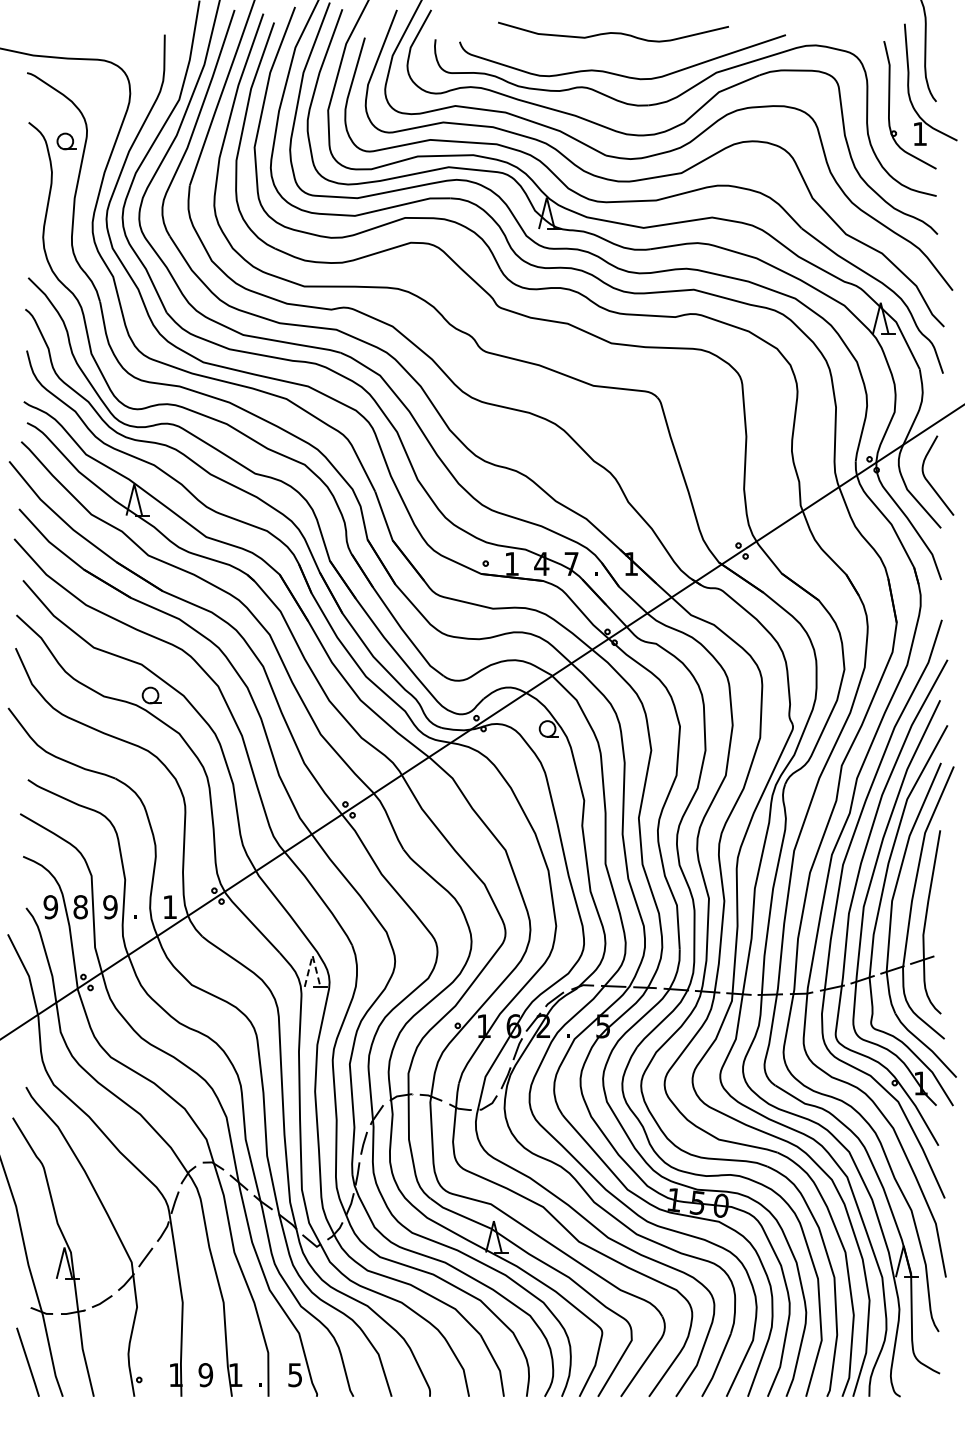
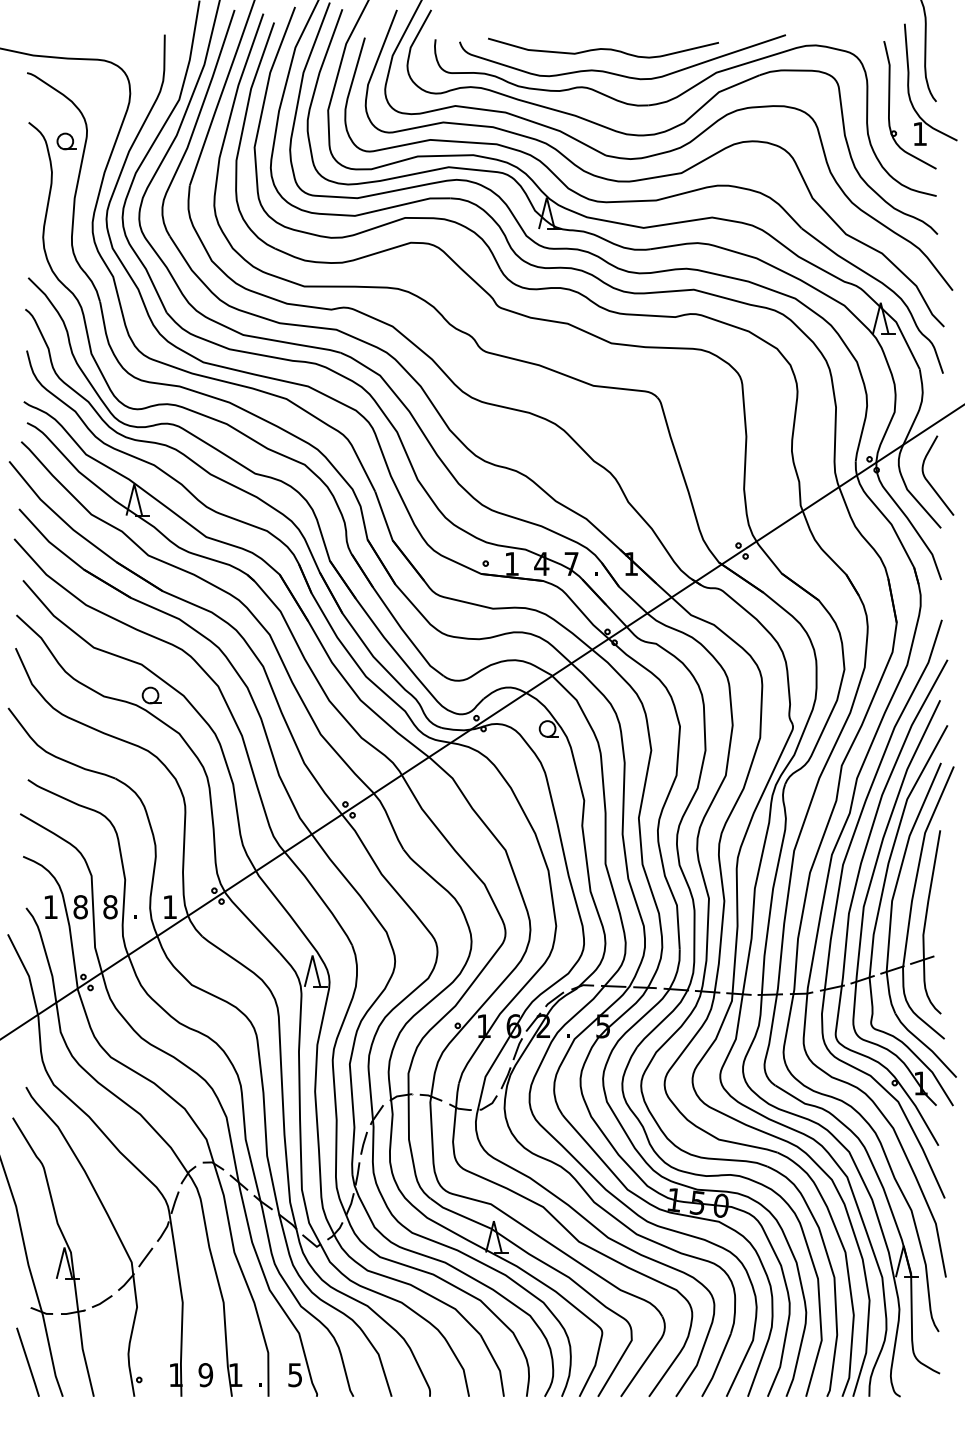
curve position: (613, 32) -> (603, 48) (603, 48)
text: 9 -> 1 (50, 907)
text: 9 -> 8 (110, 907)
line: dashed -> solid (312, 955)
